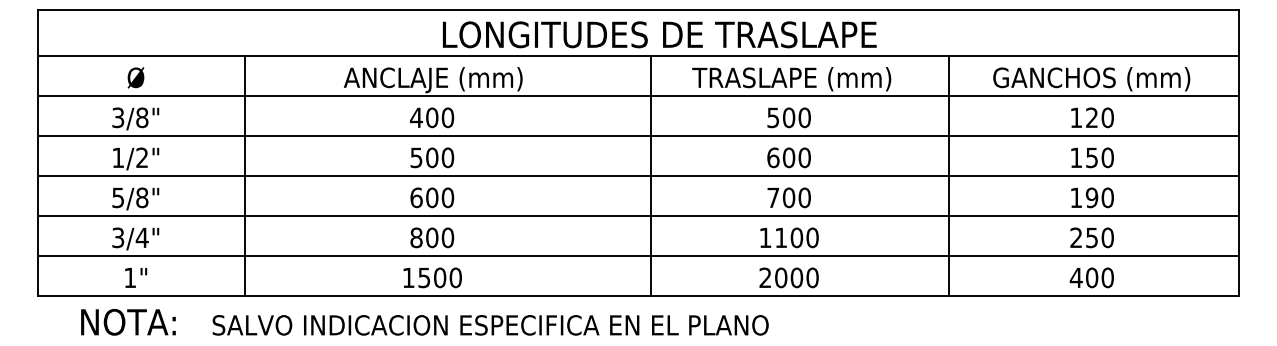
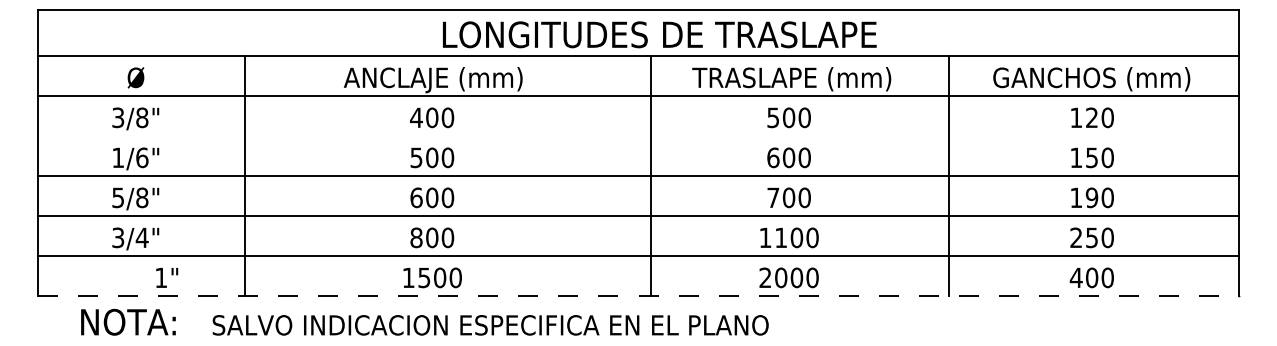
line: present -> none (638, 135)
text: 1/2" -> 1/6" (142, 157)
text position: (136, 277) -> (167, 277) (167, 277)
line: solid -> dashed (638, 295)
